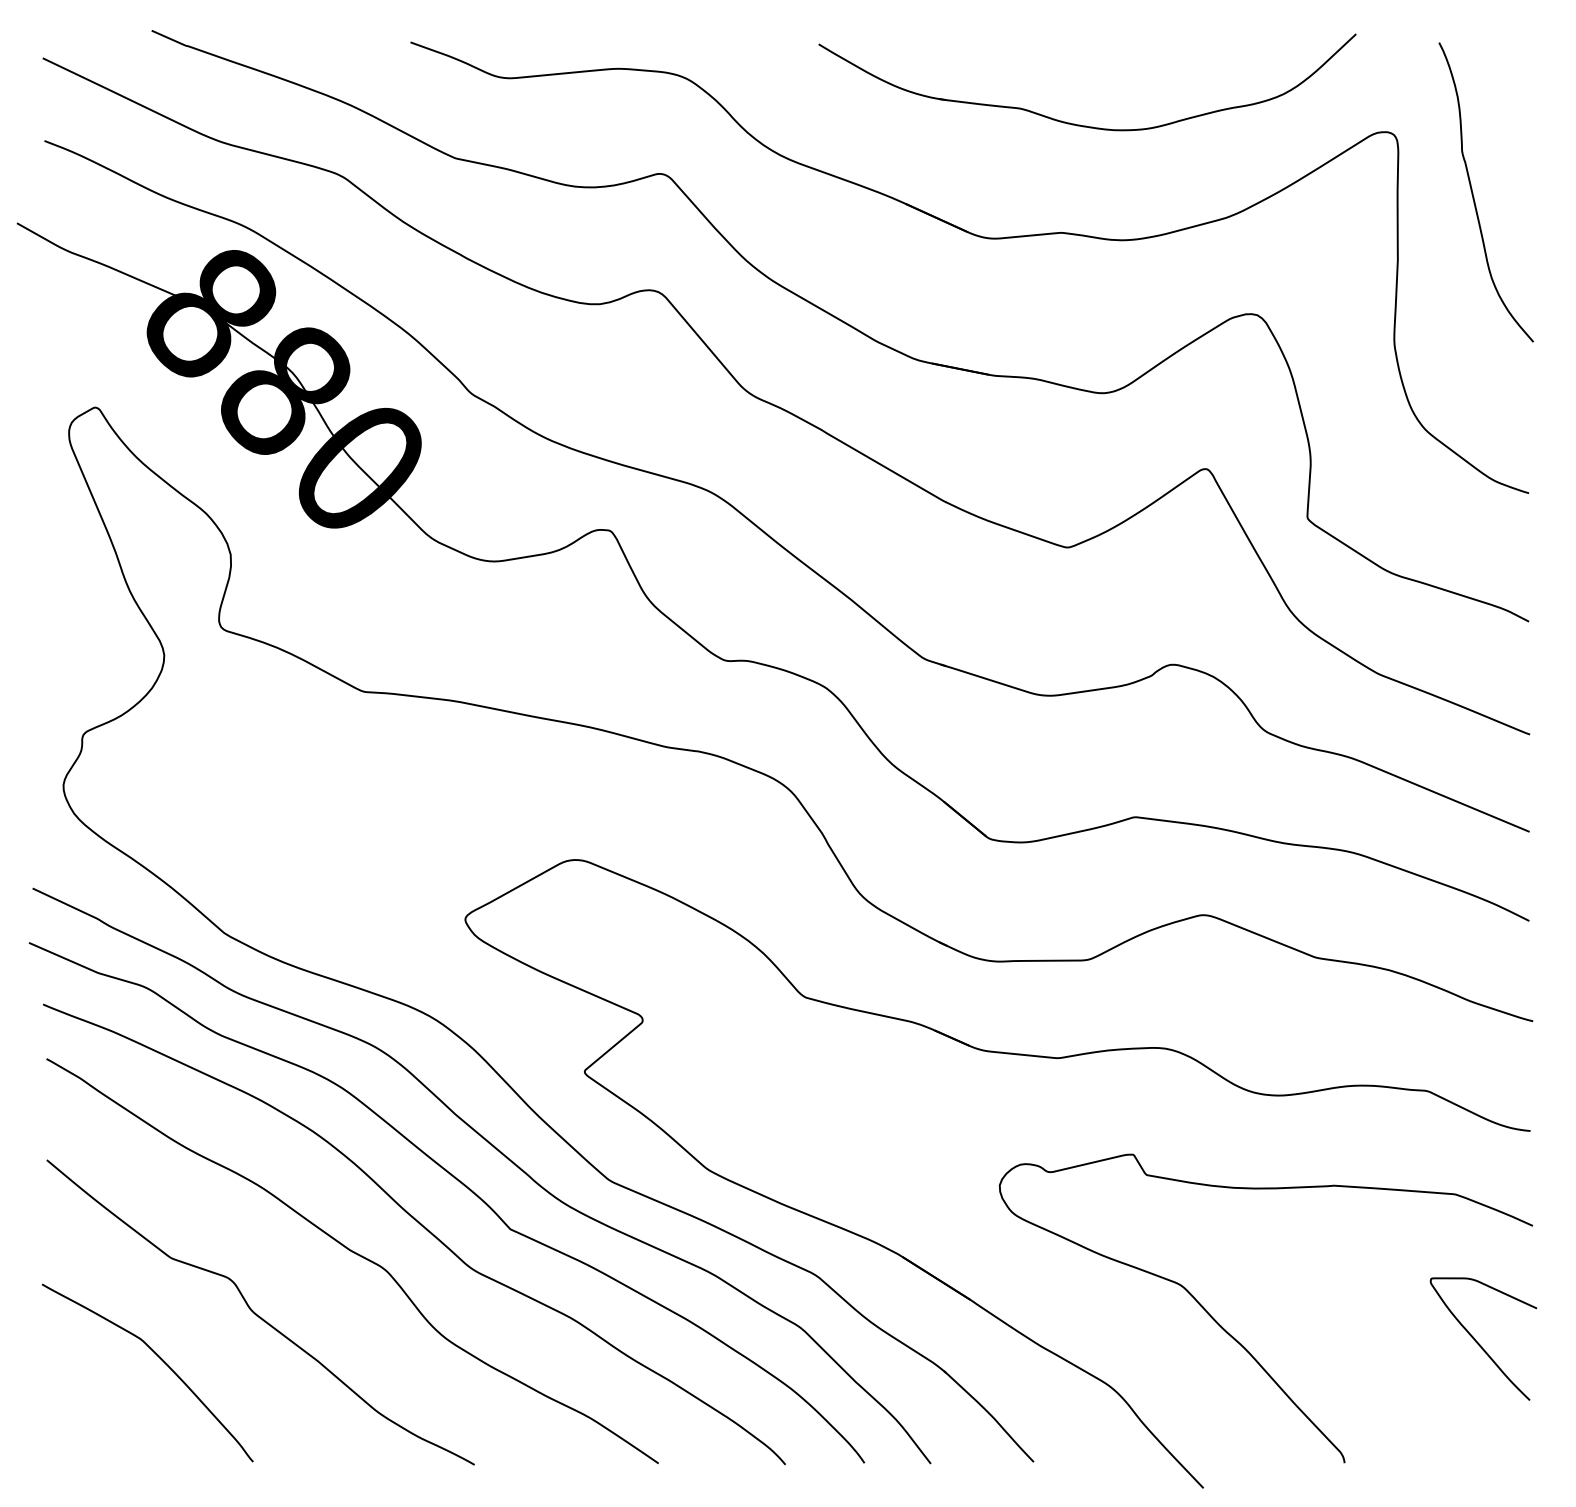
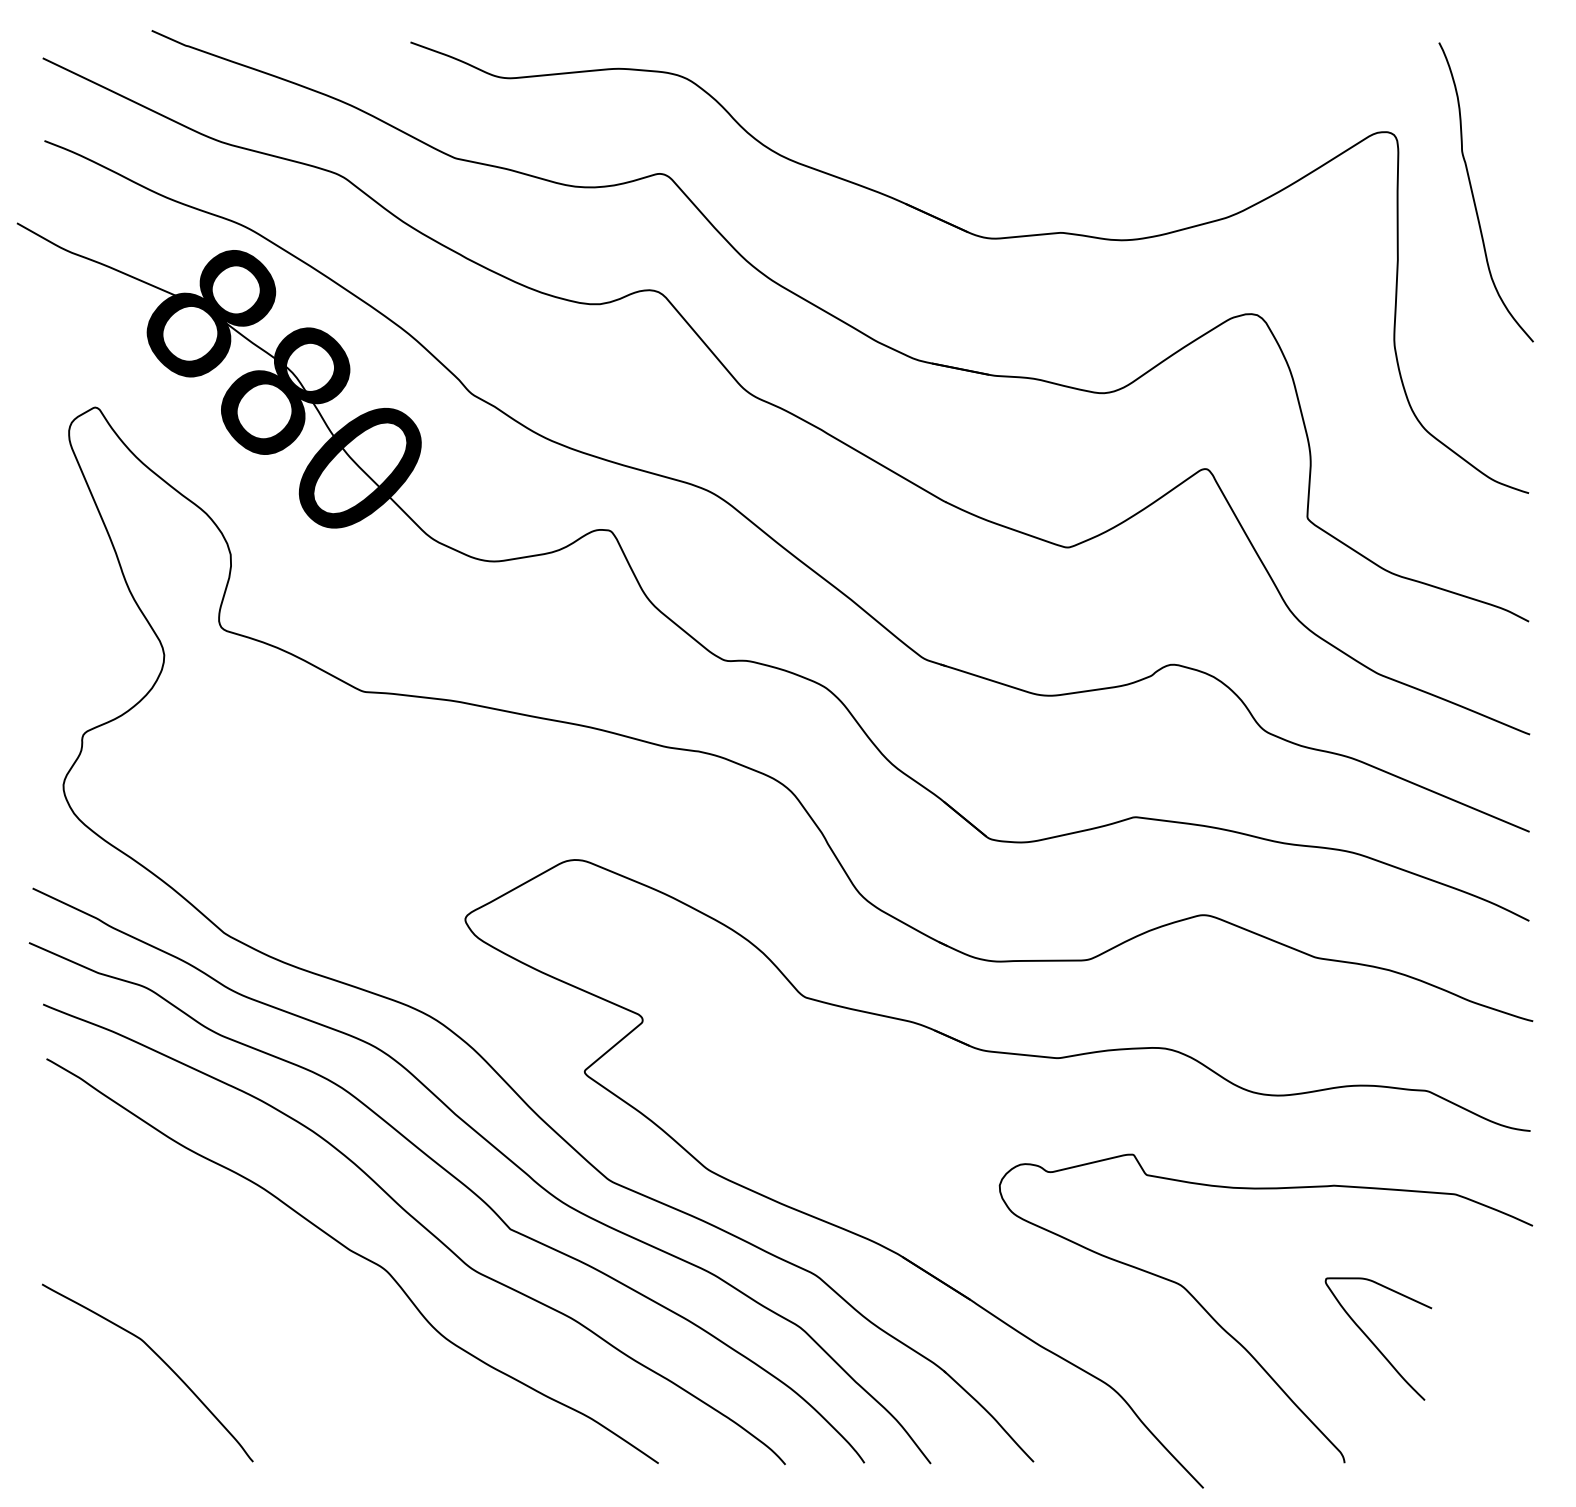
part: present -> none (1080, 124)
curve: present -> none (259, 1315)
curve position: (1478, 1342) -> (1373, 1342) (1373, 1342)
